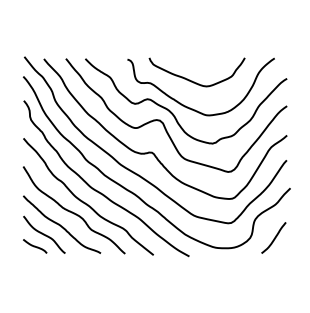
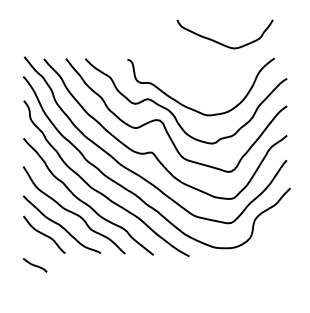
curve position: (192, 80) -> (220, 42) (220, 42)
curve: present -> none (274, 237)
line position: (35, 246) -> (35, 265) (35, 265)
